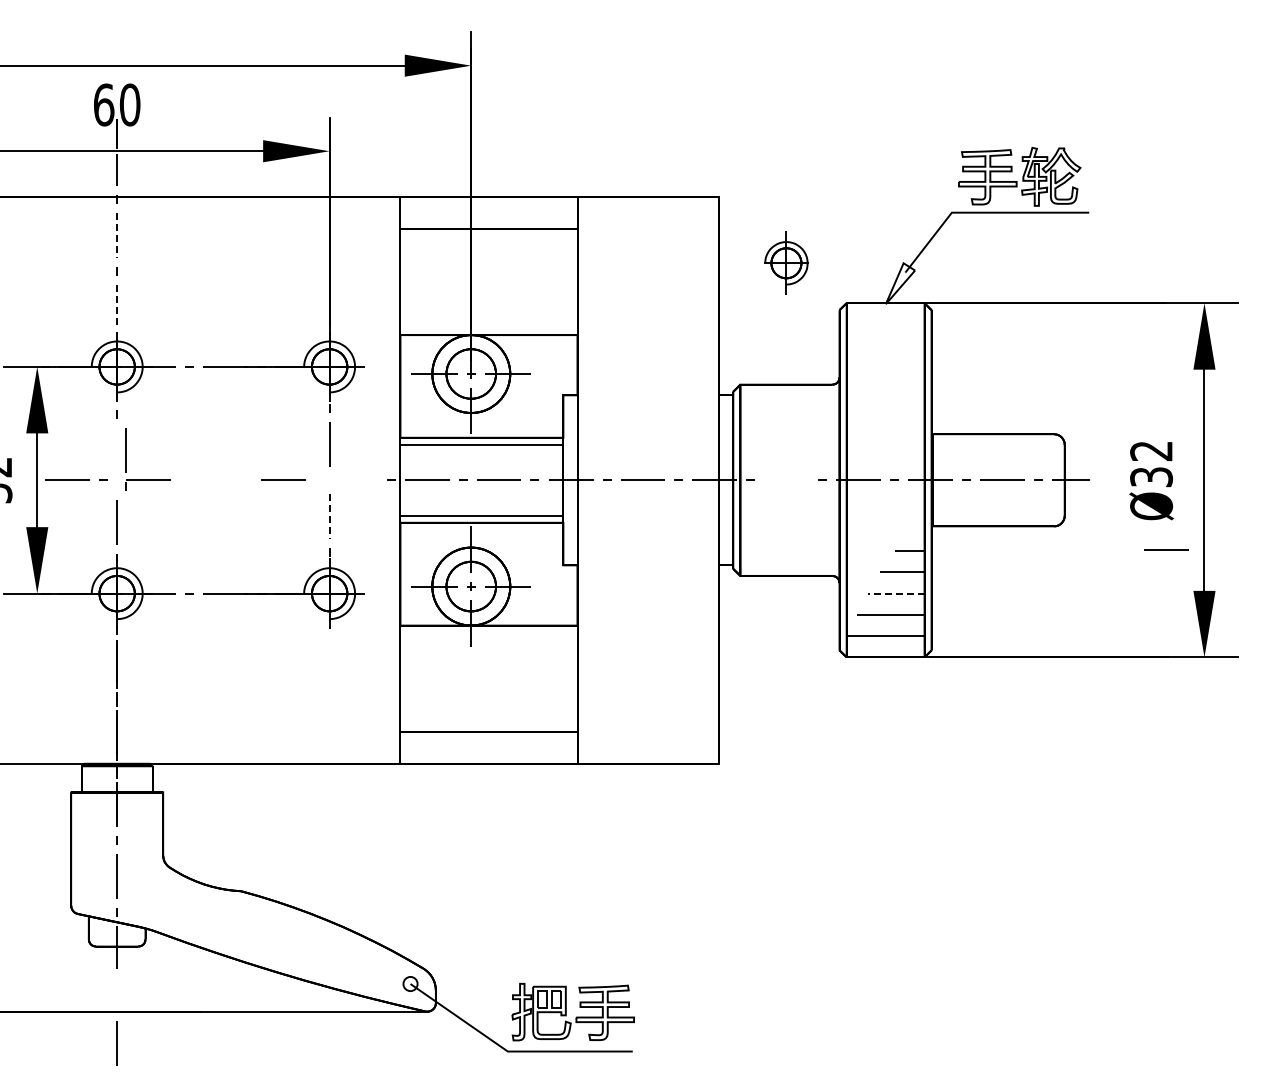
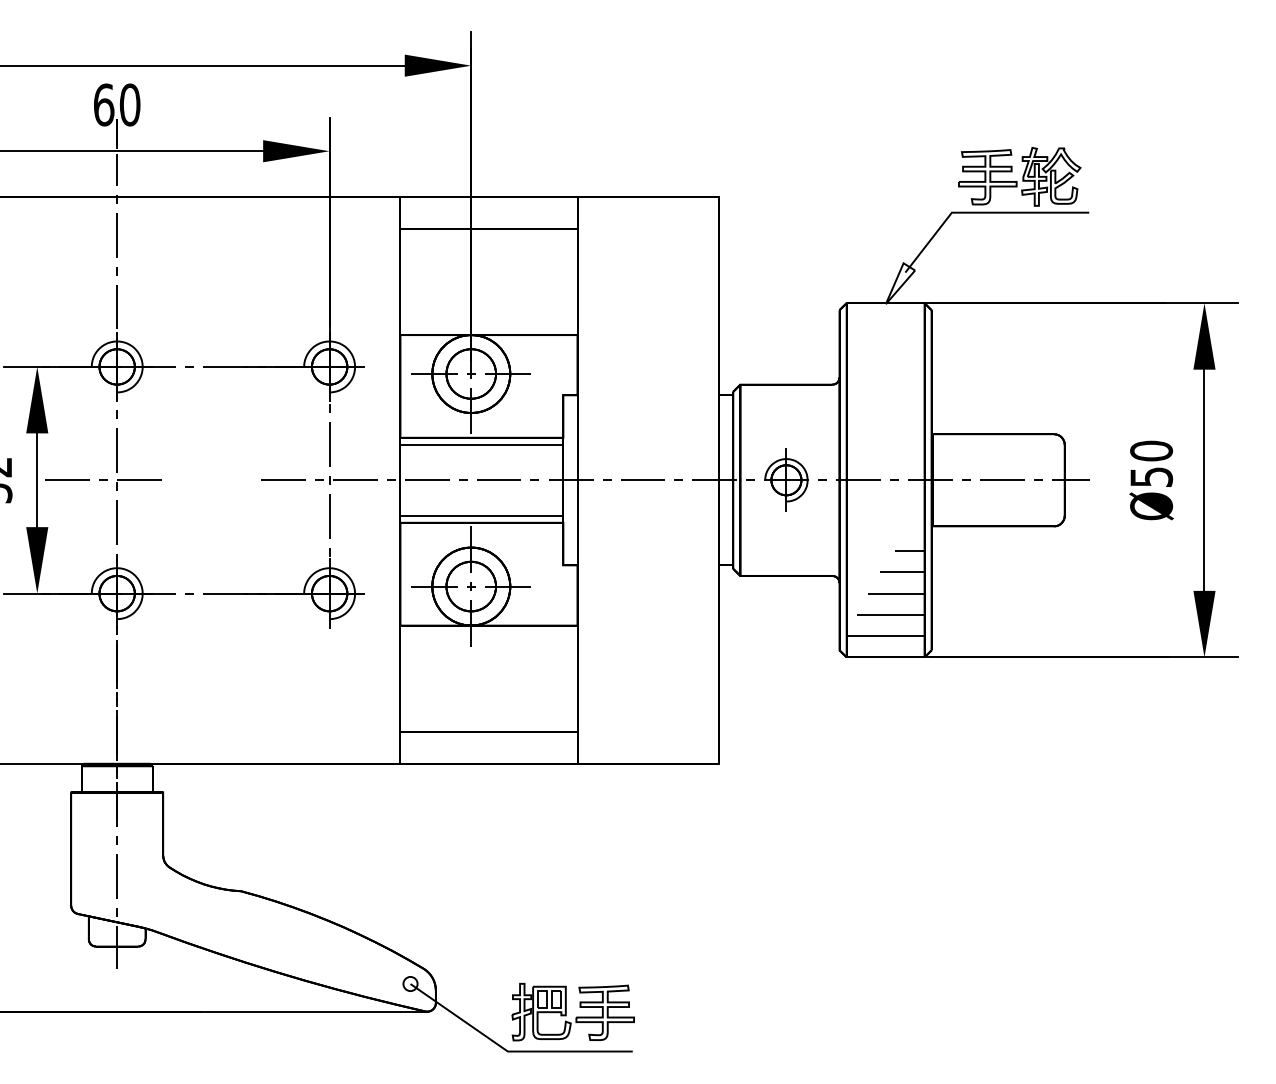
line: dashed -> solid (117, 235)
part position: (786, 262) -> (786, 479) (786, 479)
line: dashed -> solid (117, 307)
text: Ø32 -> Ø50 (1151, 463)
part position: (147, 479) -> (138, 479) (138, 479)
part: none -> present (346, 480)
line: dashed -> solid (329, 516)
line: present -> none (1166, 549)
line: dashed -> solid (895, 593)
line: present -> none (116, 1043)
